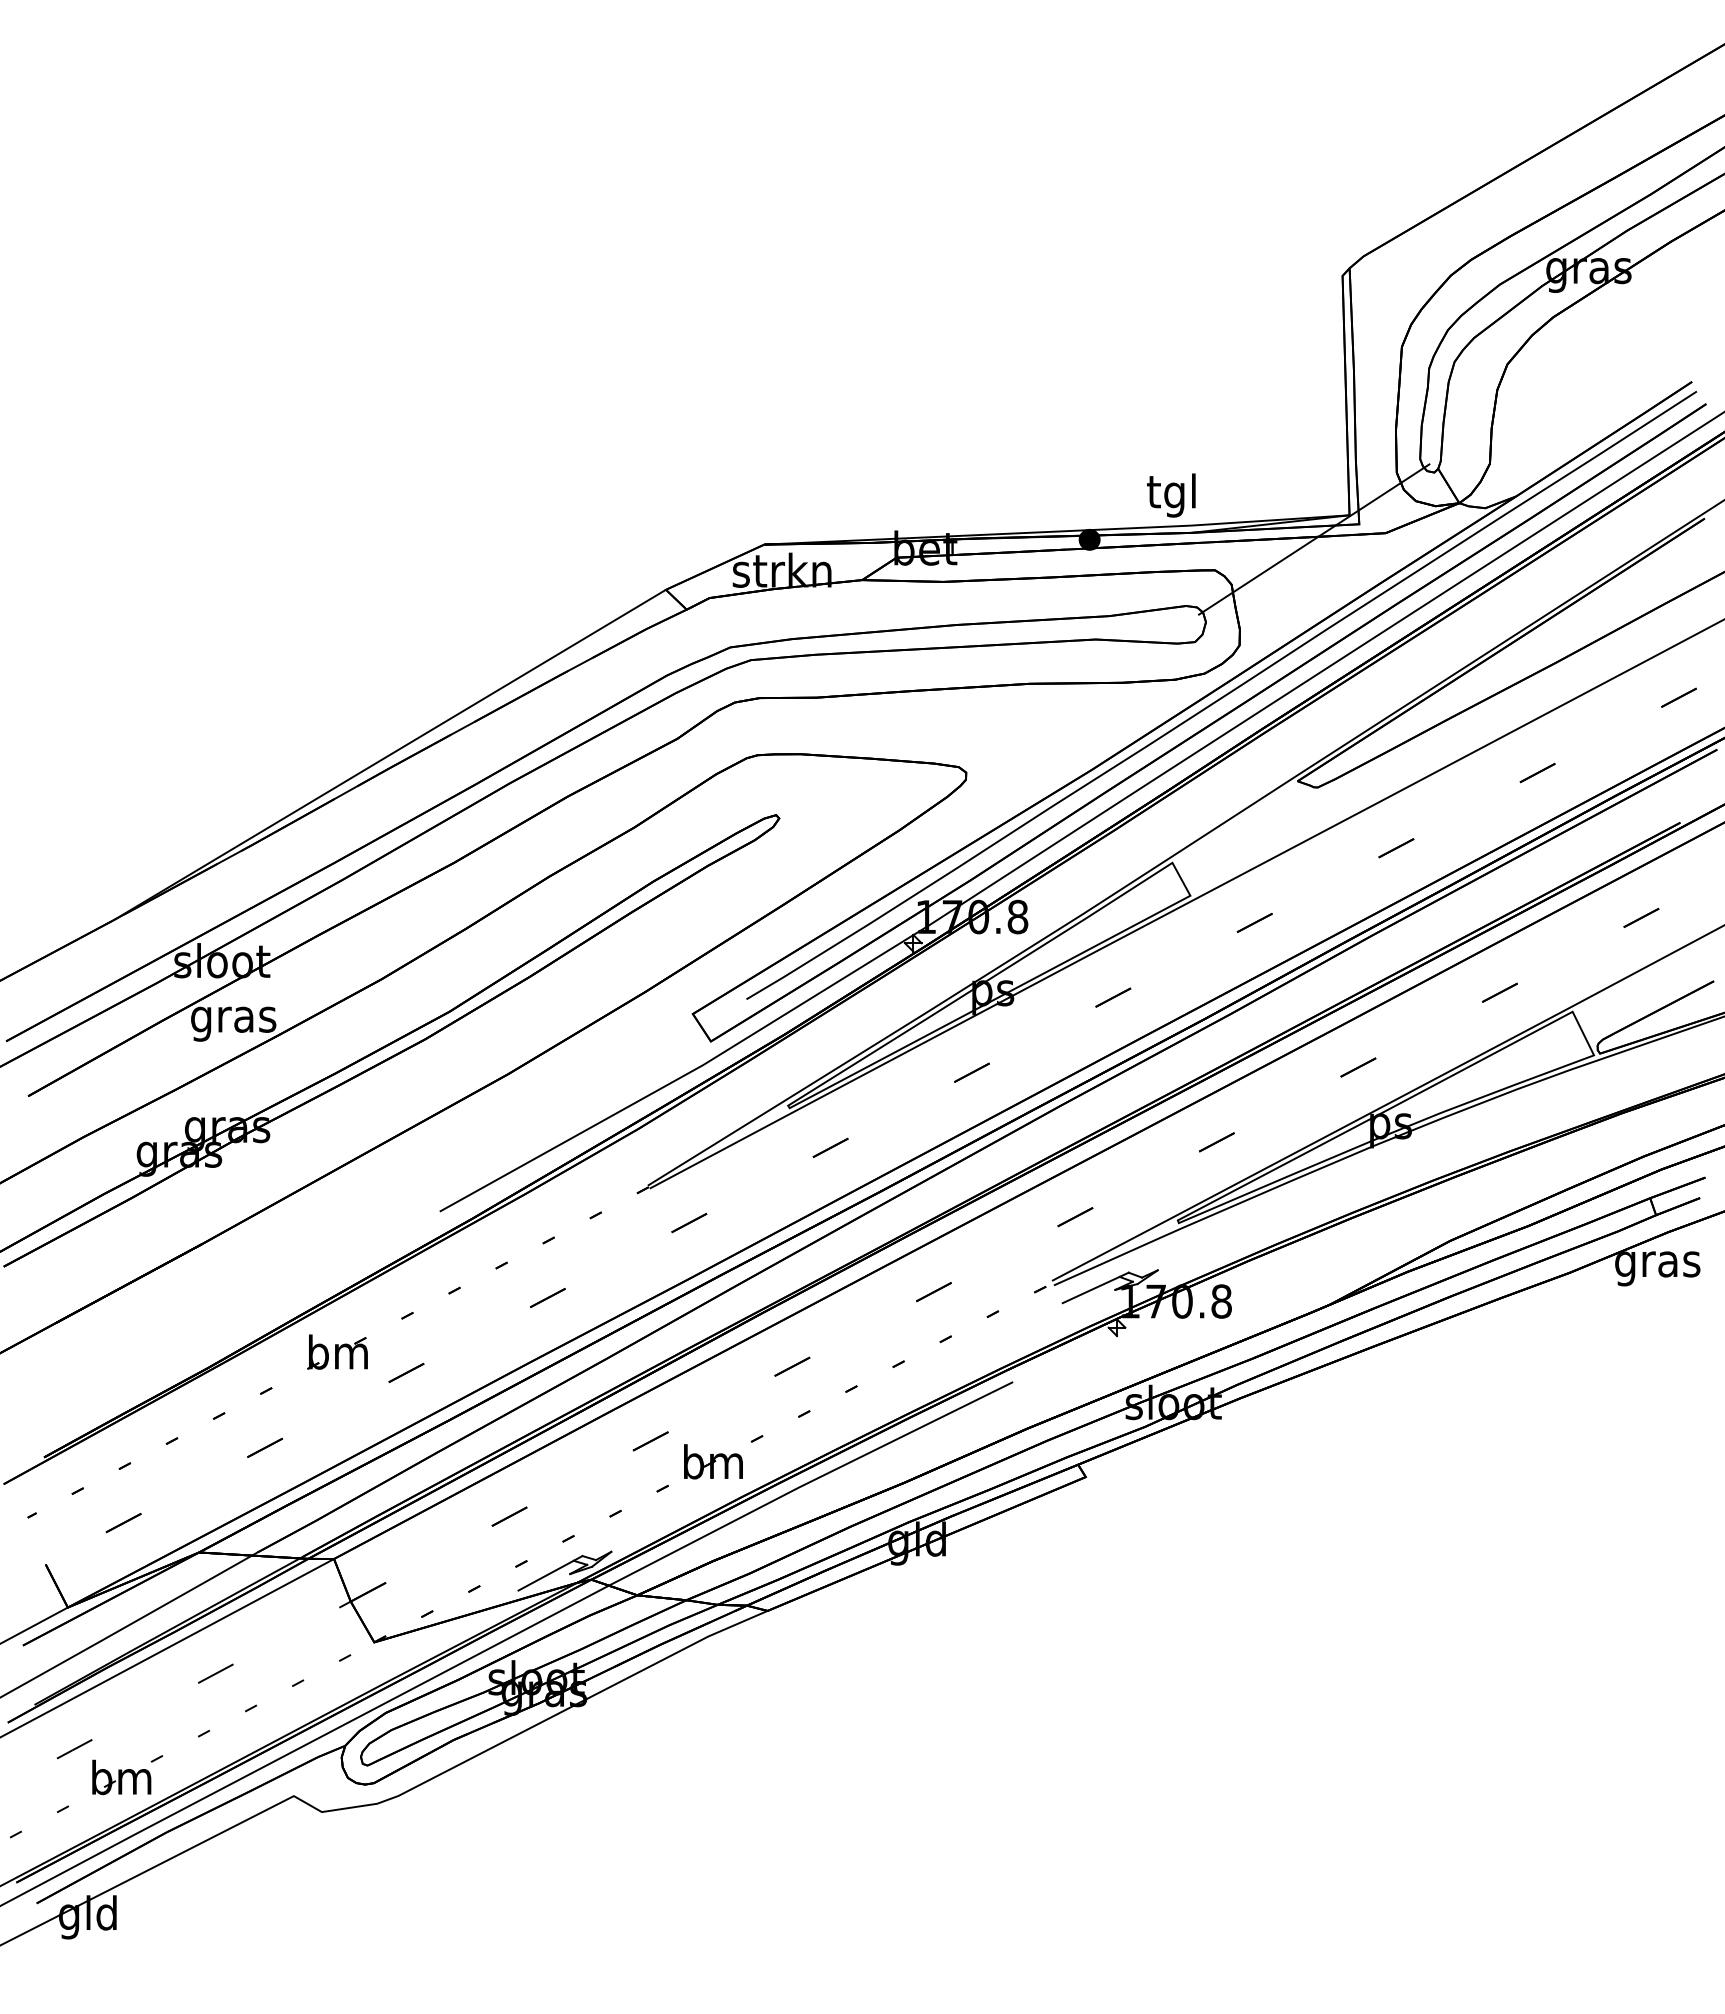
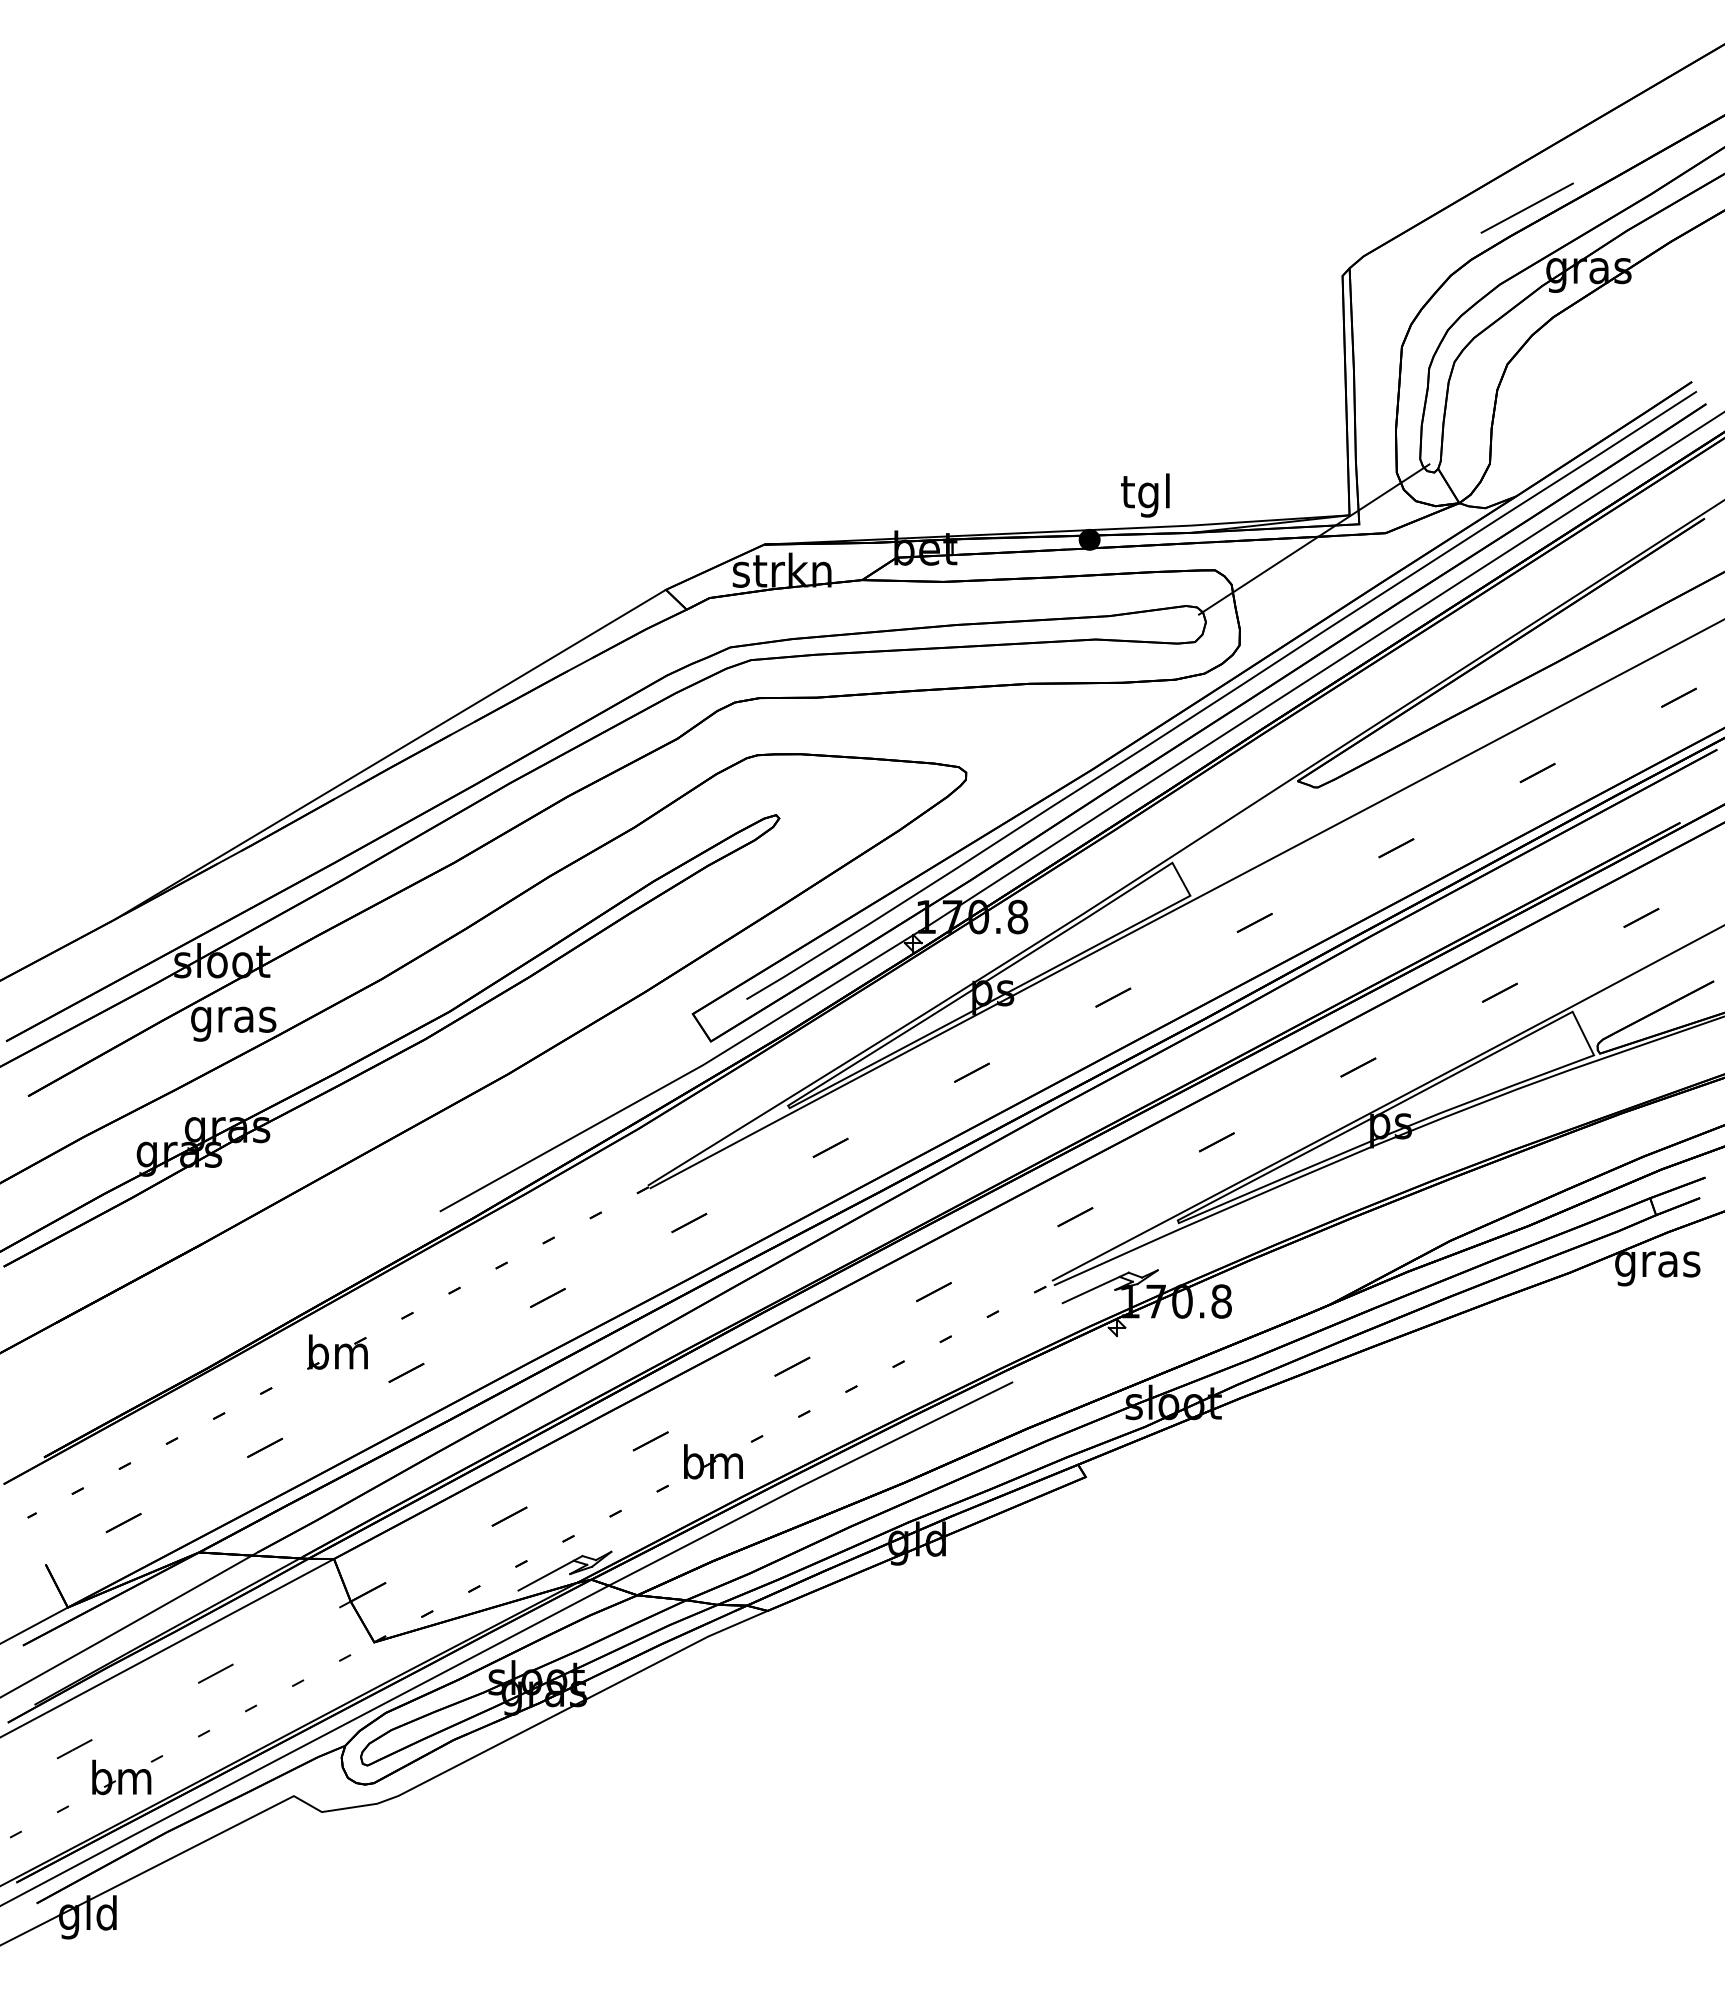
line: none -> present (1526, 207)
text position: (1171, 495) -> (1145, 495) (1145, 495)
